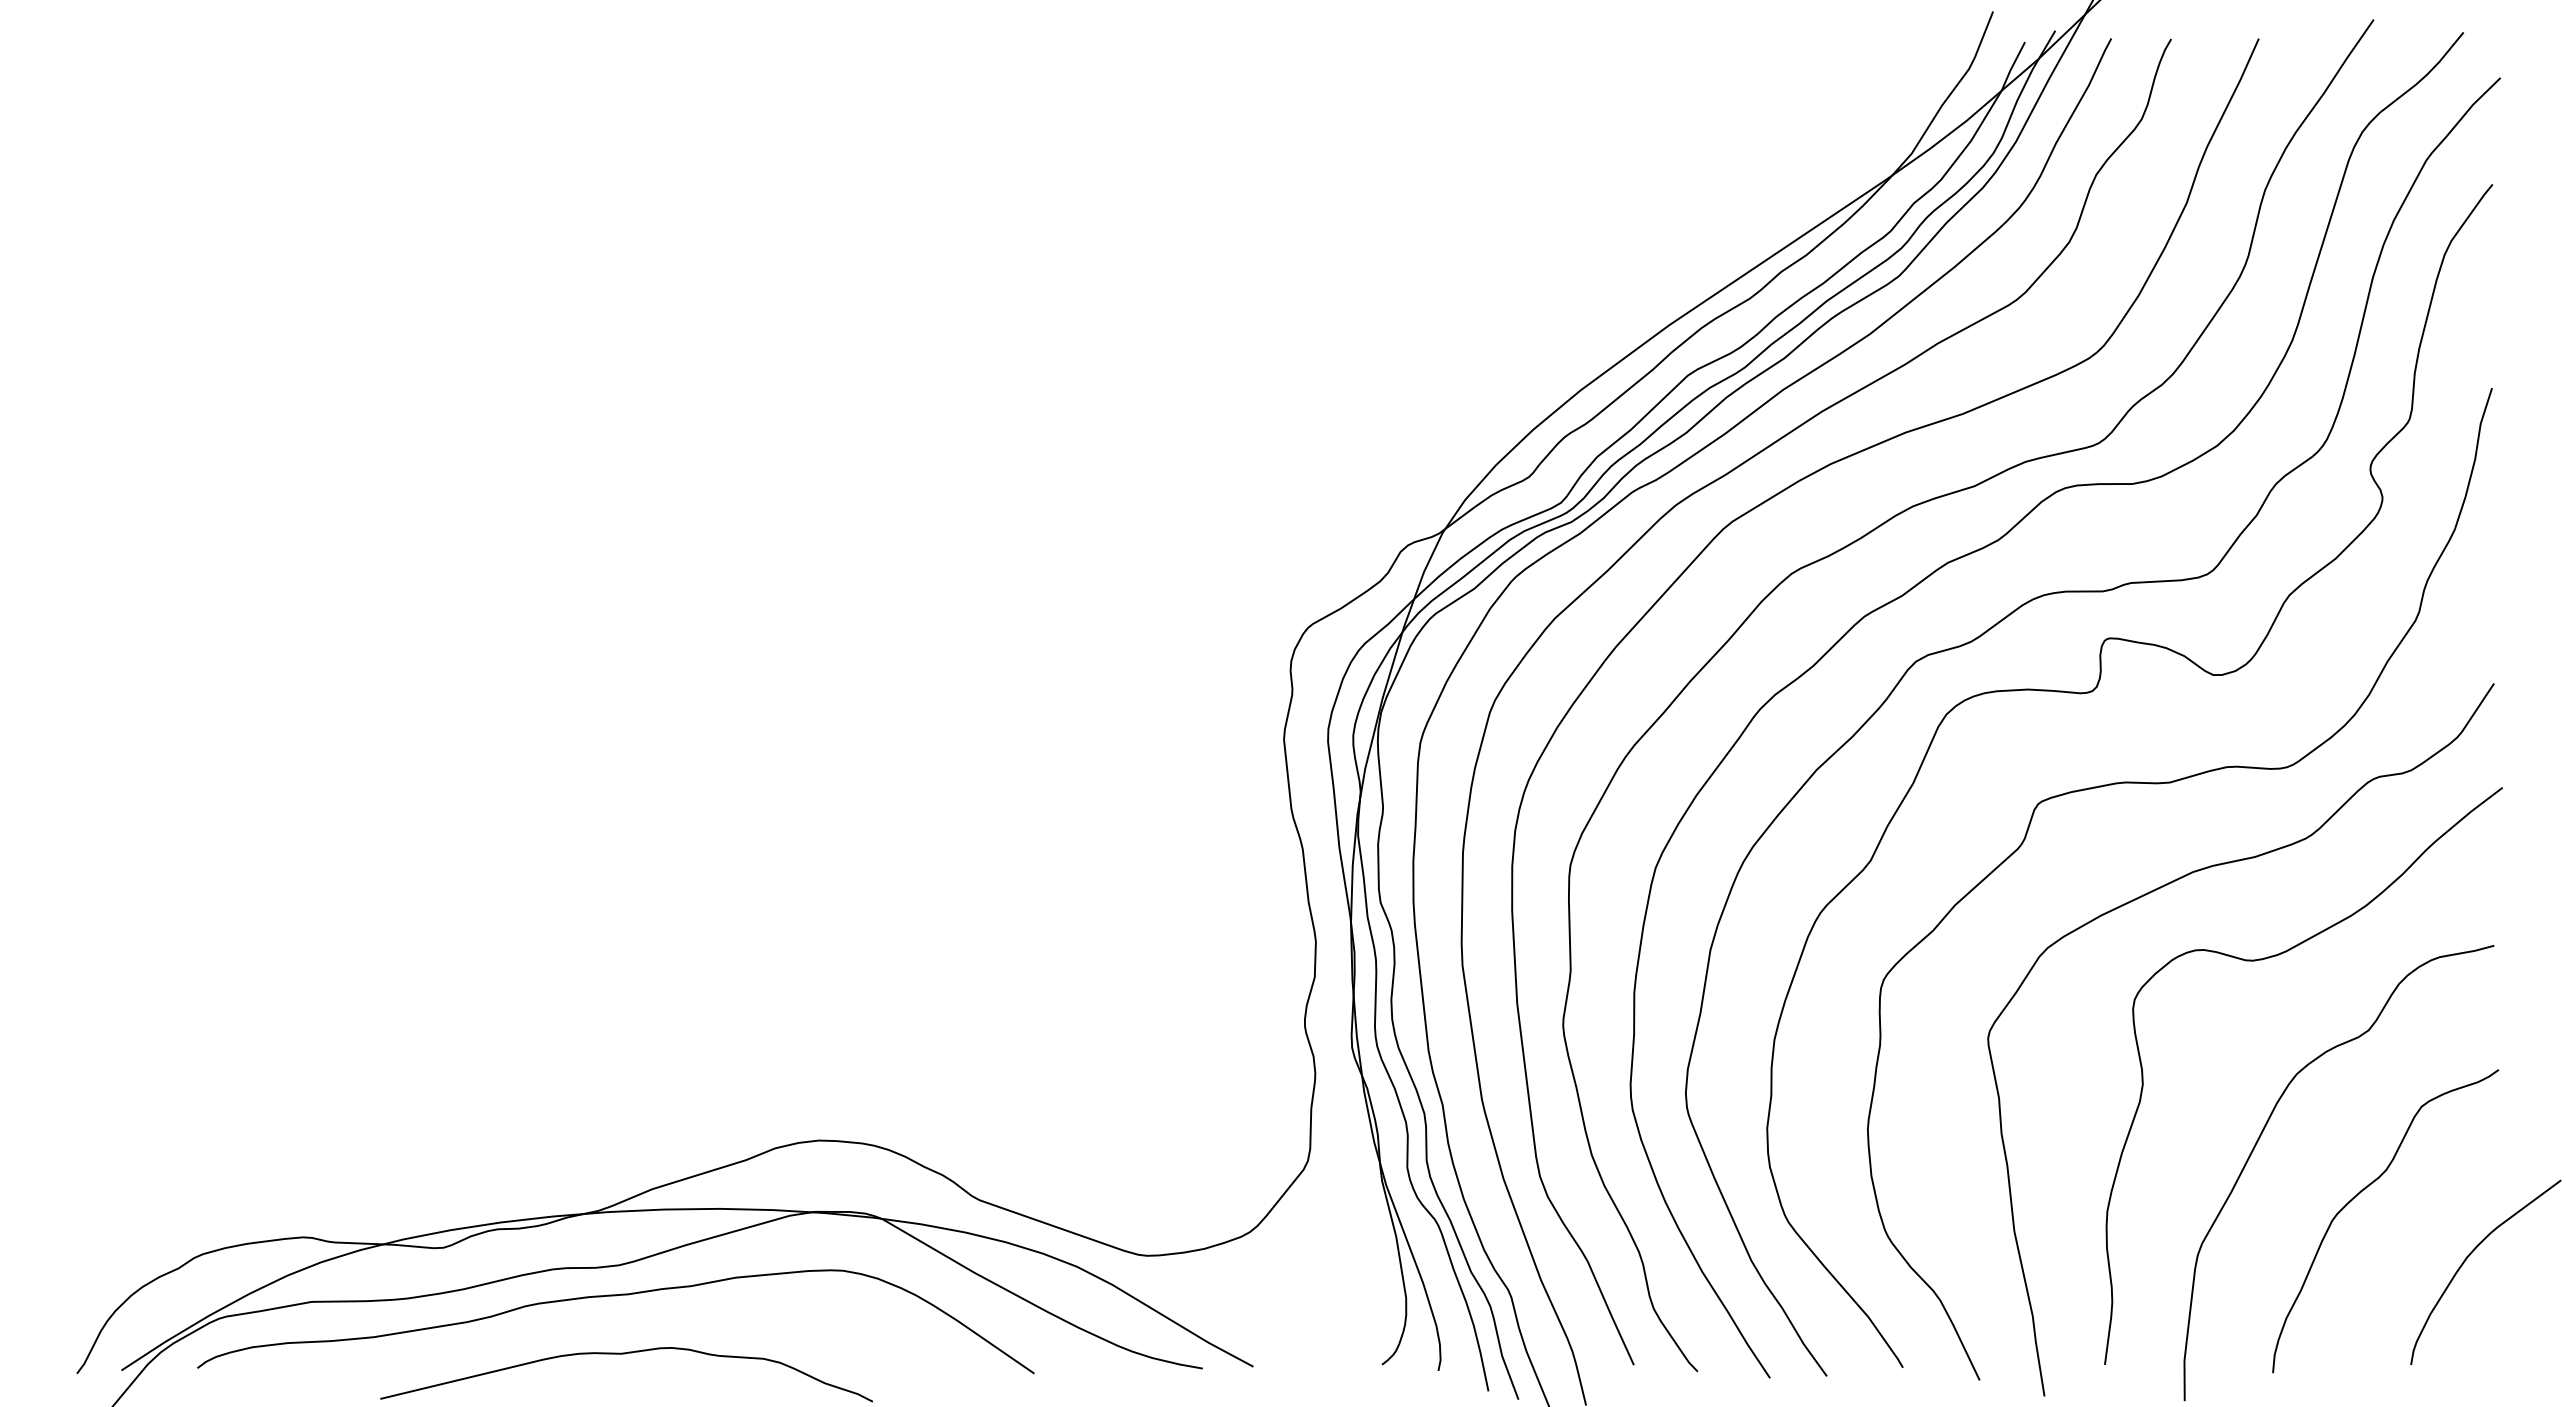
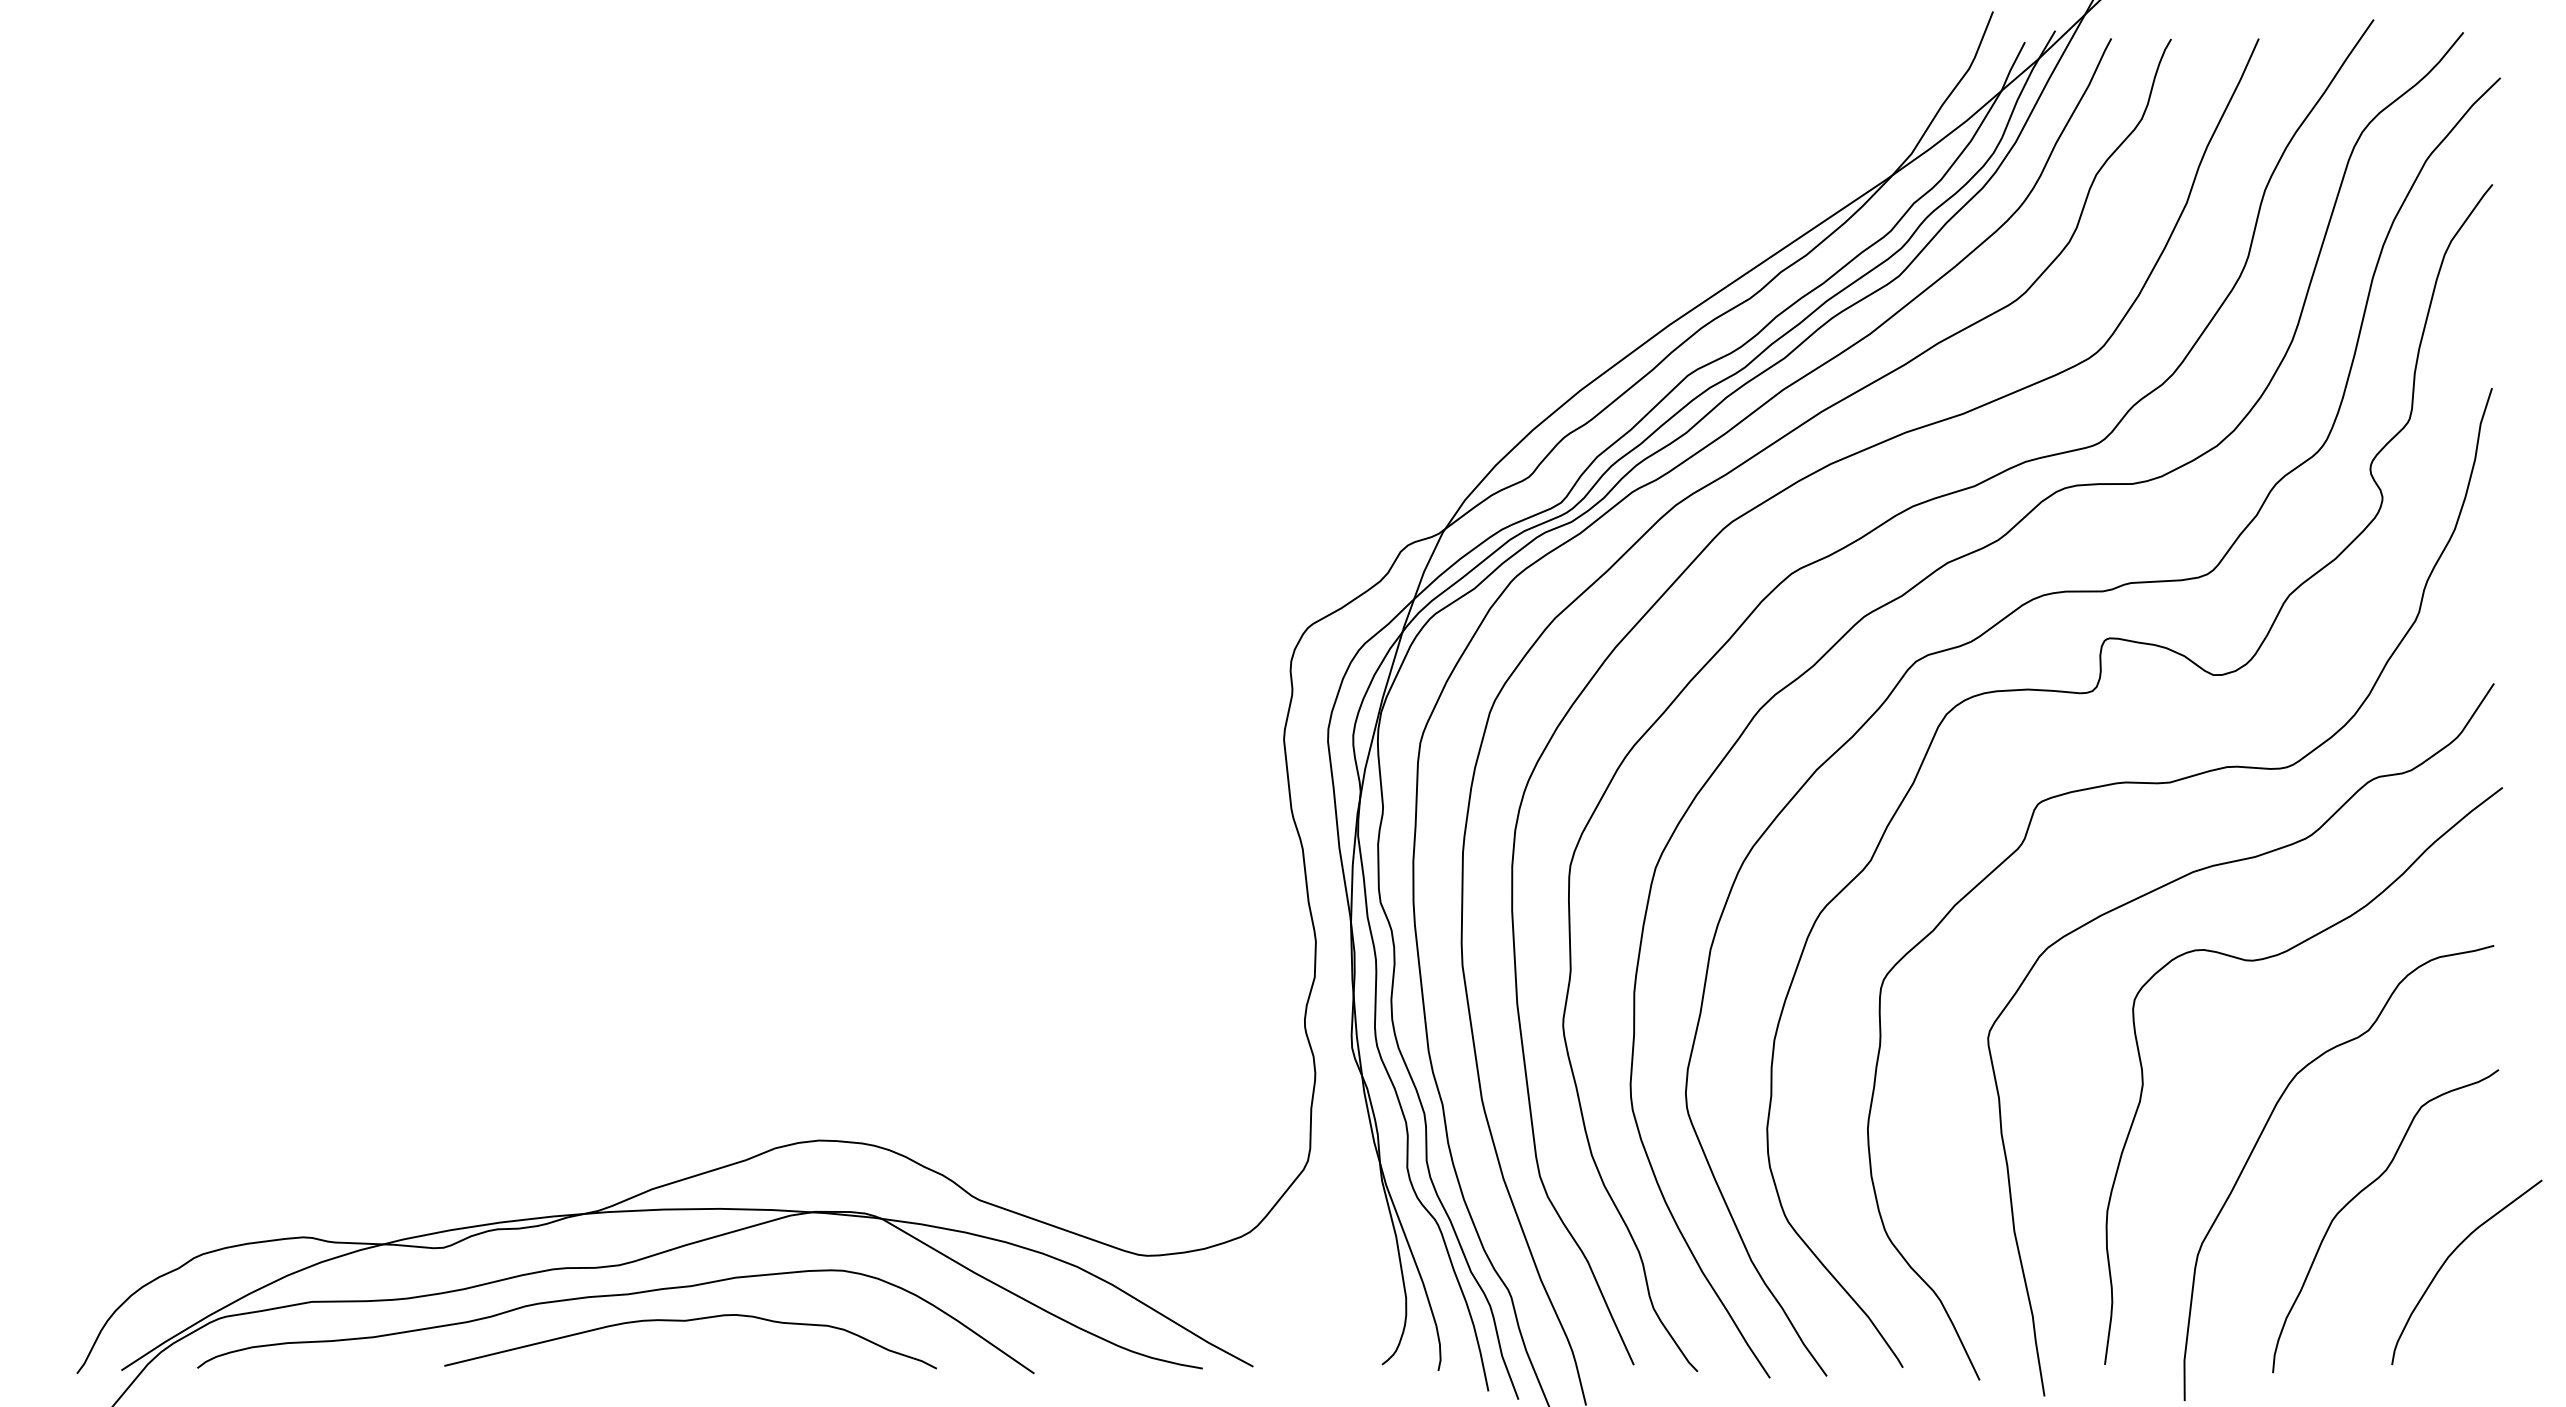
curve position: (2466, 1260) -> (2447, 1260) (2447, 1260)
curve position: (625, 1354) -> (689, 1321) (689, 1321)
